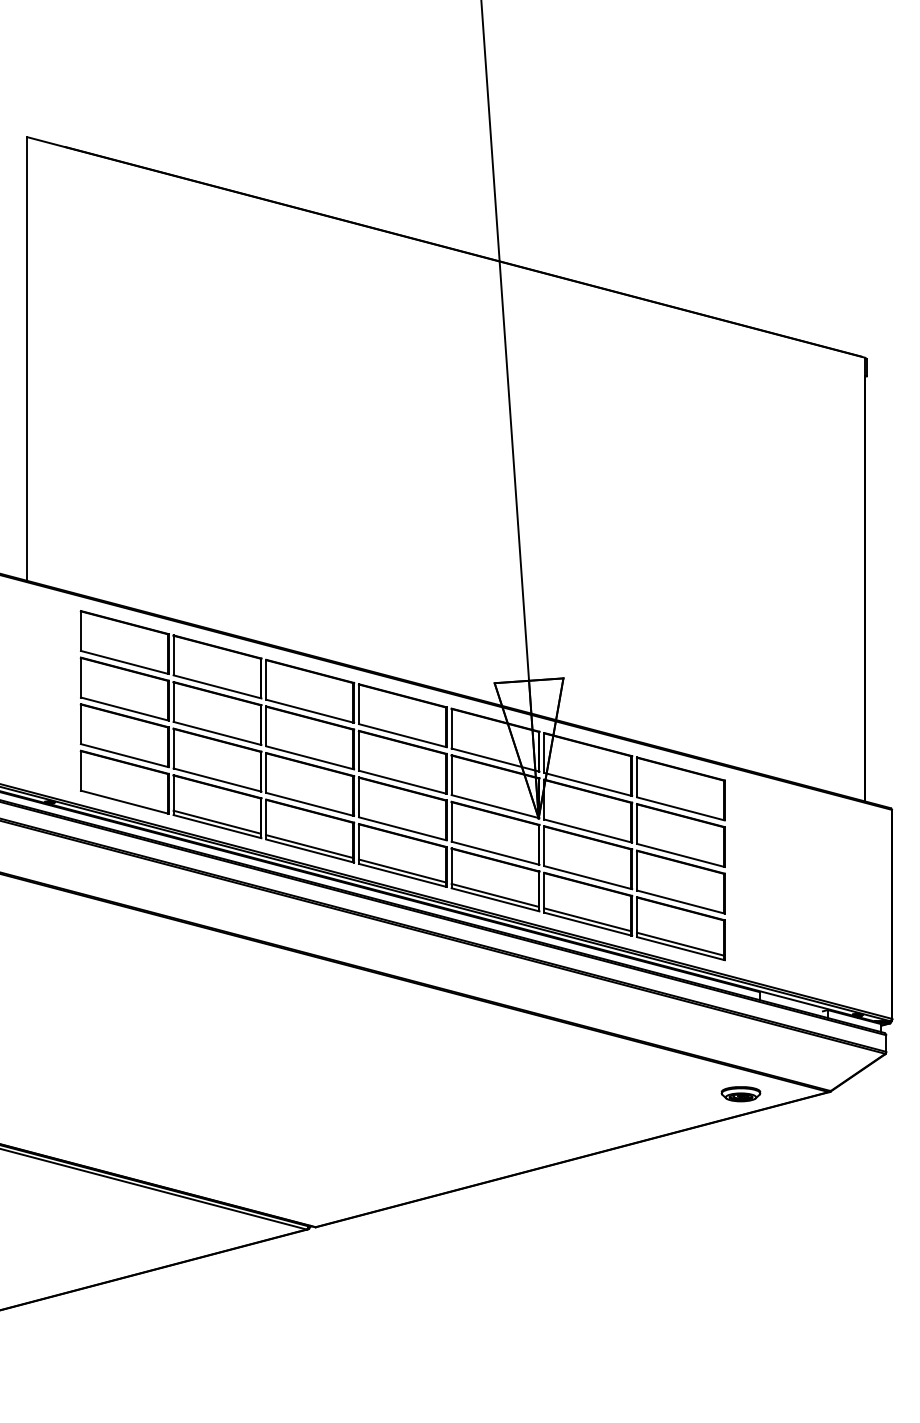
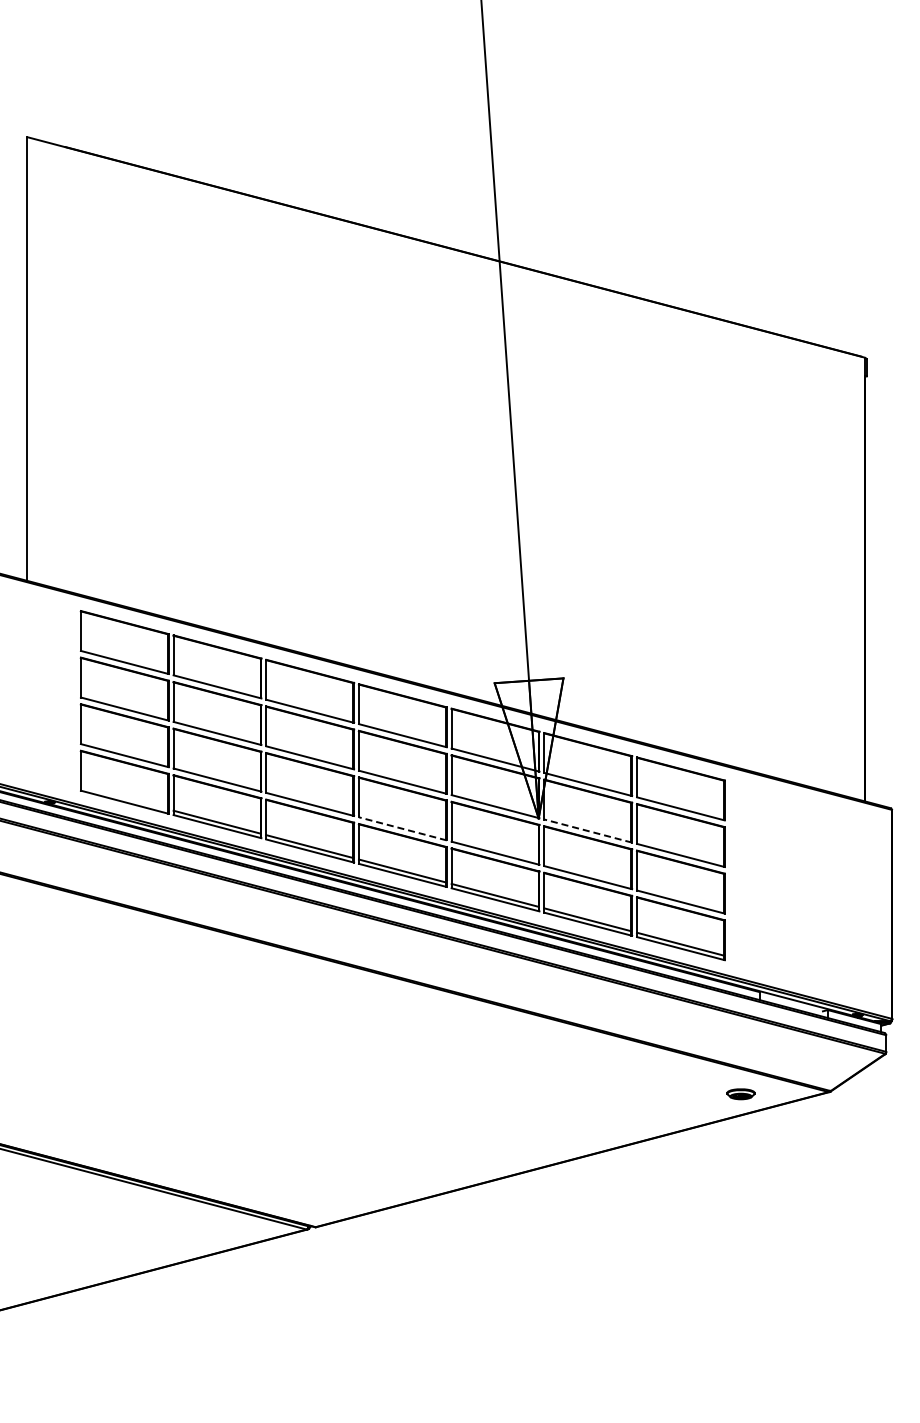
line: solid -> dashed (402, 828)
line: solid -> dashed (587, 830)
part size: 42x17 px -> 30x13 px (740, 1094)
